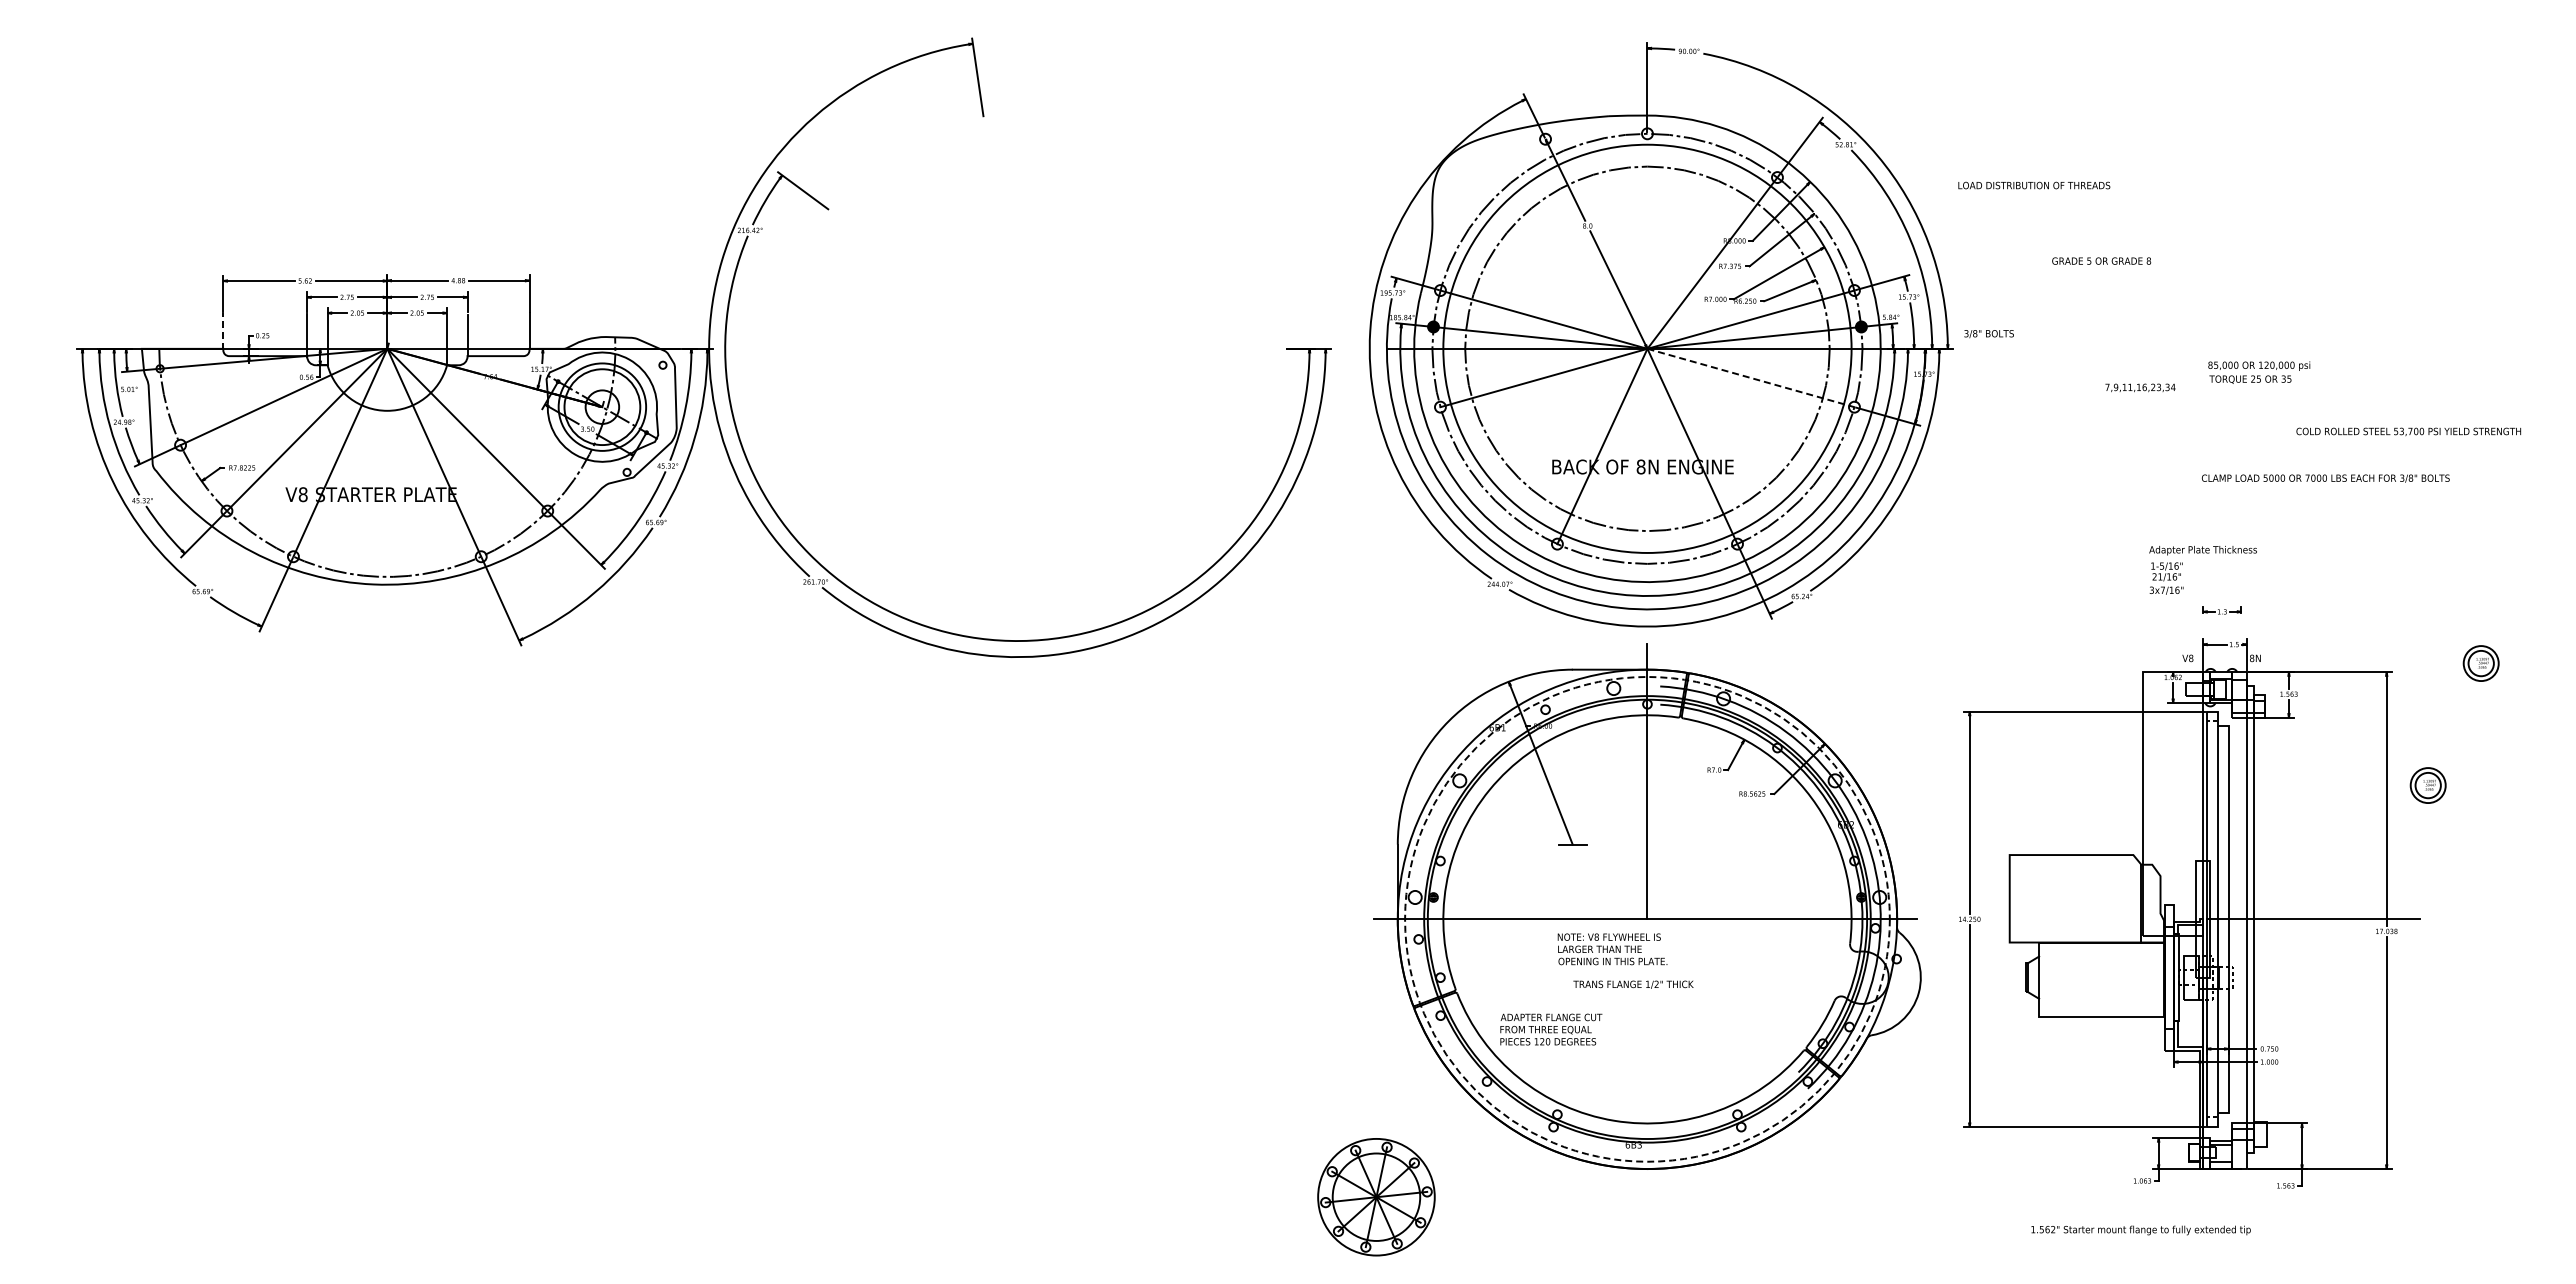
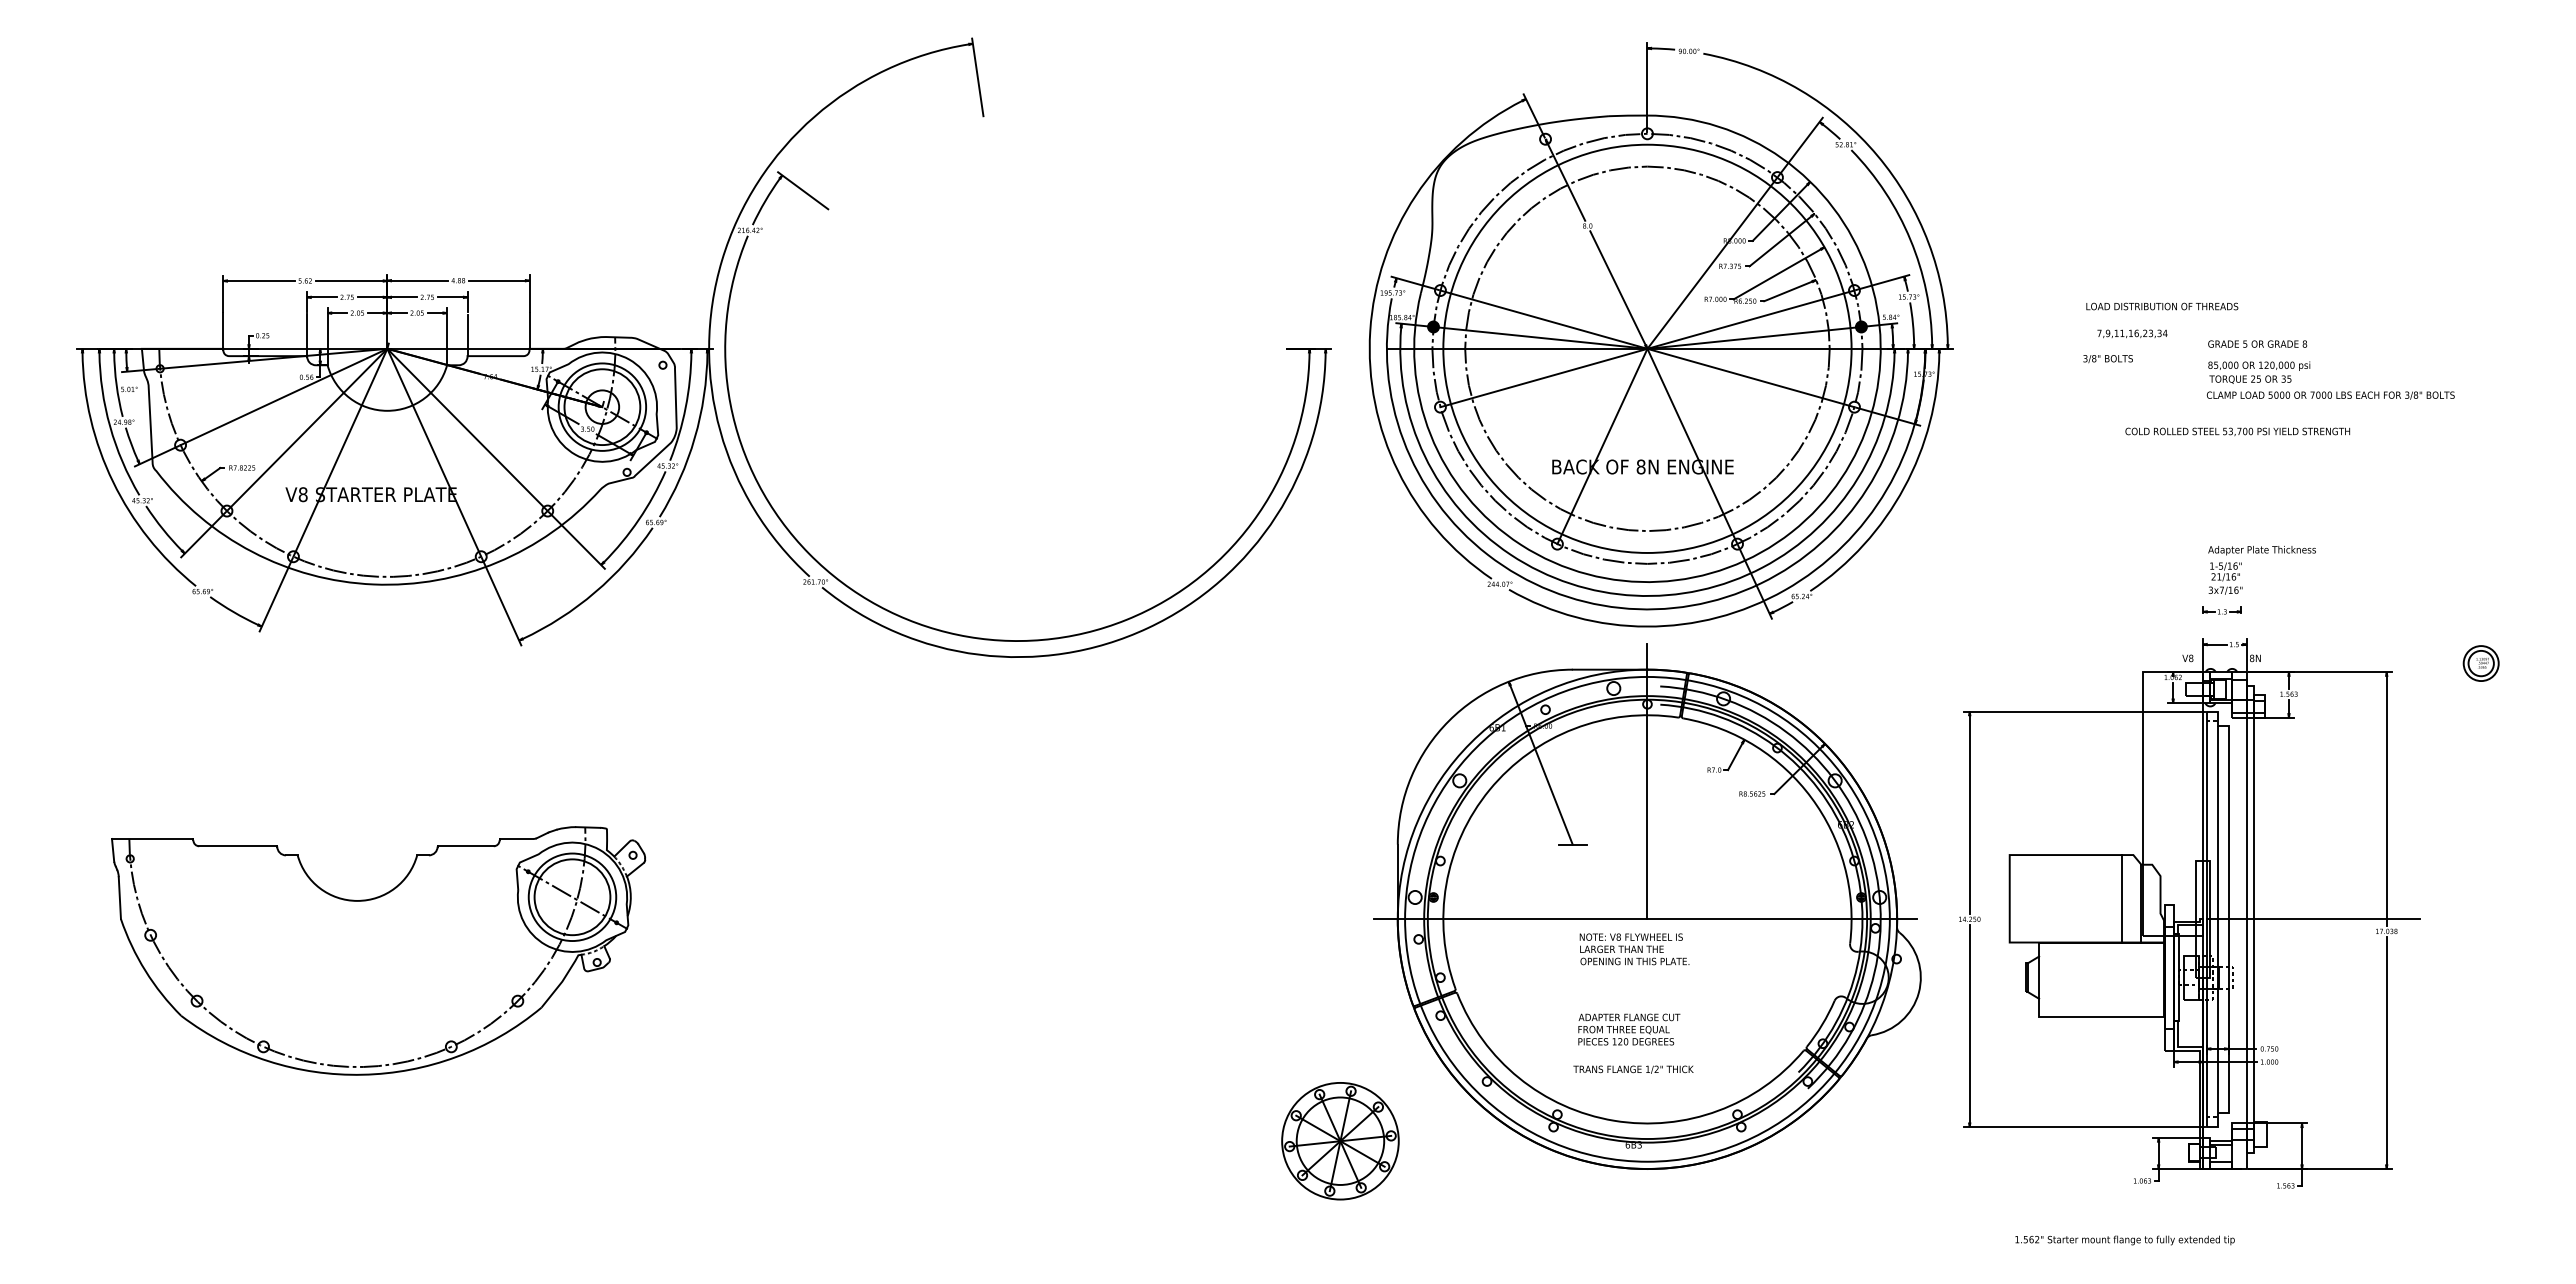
text position: (2034, 185) -> (2162, 306) (2162, 306)
text position: (2101, 260) -> (2257, 343) (2257, 343)
line: dashed -> solid (223, 331)
text position: (1988, 334) -> (2107, 359) (2107, 359)
line: dashed -> solid (1750, 378)
text position: (2140, 387) -> (2132, 333) (2132, 333)
text position: (2408, 431) -> (2237, 431) (2237, 431)
text position: (2325, 478) -> (2330, 395) (2330, 395)
text position: (2202, 570) -> (2261, 570) (2261, 570)
part: present -> none (2427, 785)
line: none -> present (2122, 898)
circle: dashed -> solid (1647, 918)
text position: (1612, 949) -> (1634, 949) (1634, 949)
part: none -> present (378, 950)
text position: (1633, 984) -> (1633, 1069) (1633, 1069)
text position: (1551, 1029) -> (1629, 1029) (1629, 1029)
part position: (1376, 1197) -> (1340, 1141) (1340, 1141)
text position: (2140, 1230) -> (2124, 1240) (2124, 1240)
